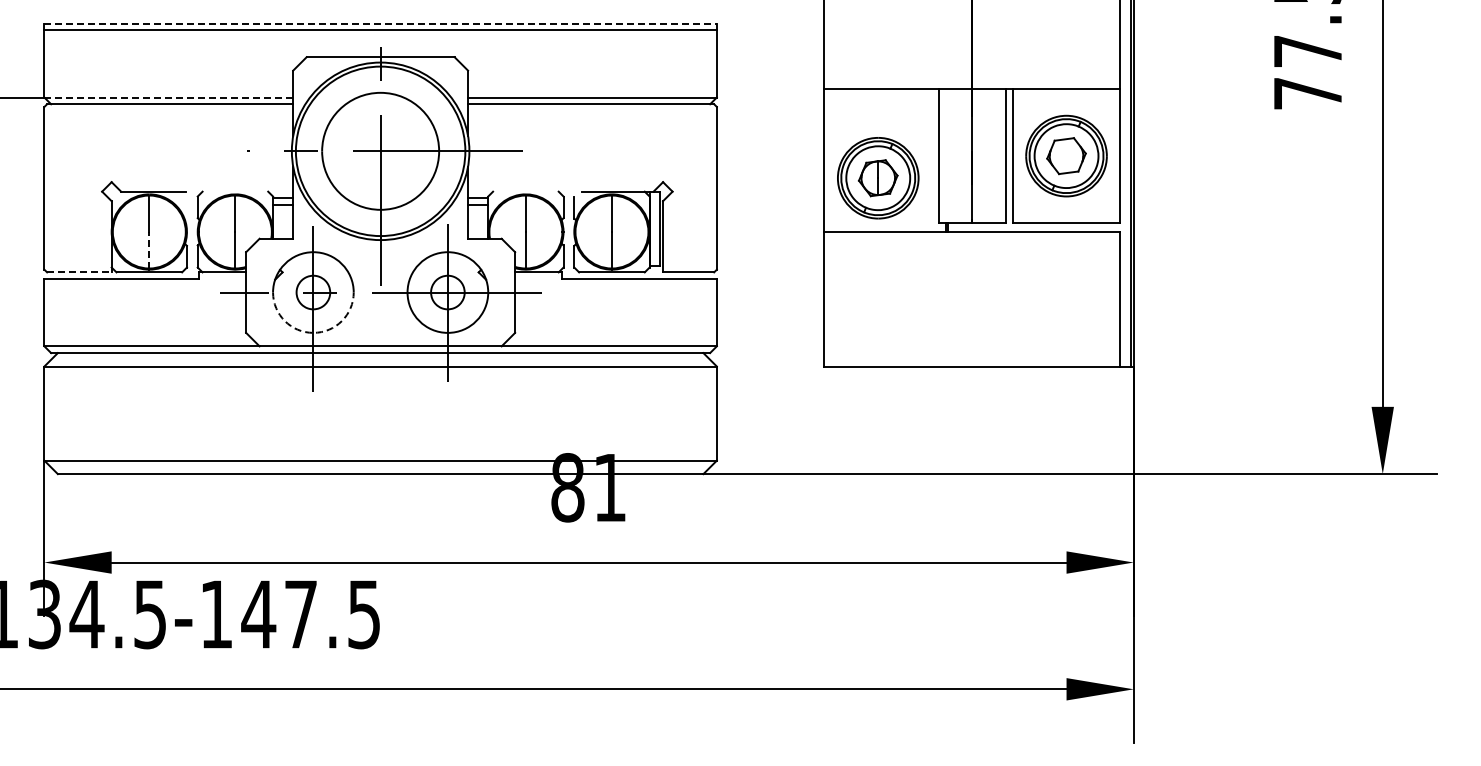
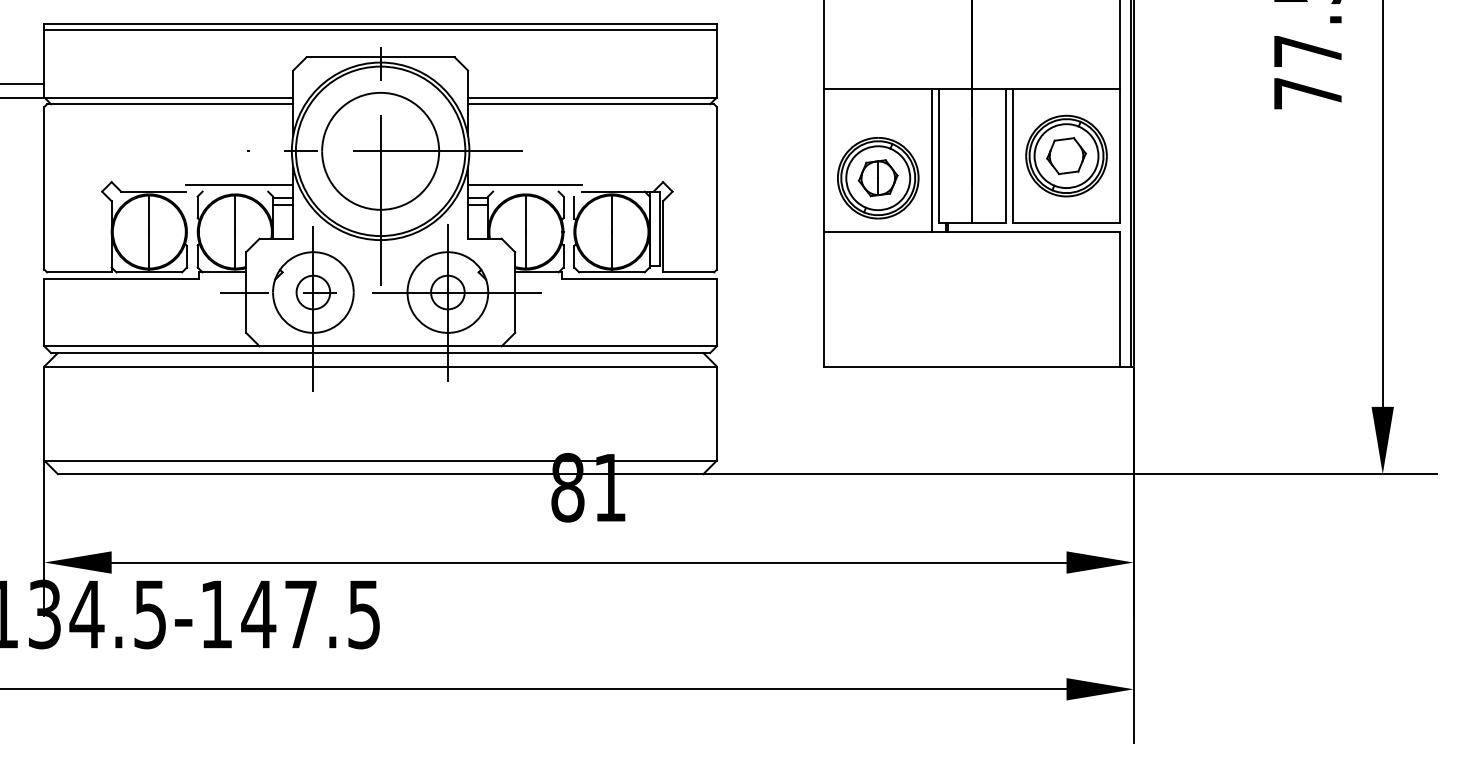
line: dashed -> solid (381, 23)
line: none -> present (23, 84)
line: dashed -> solid (169, 97)
line: none -> present (932, 160)
line: none -> present (239, 184)
line: none -> present (525, 184)
line: dashed -> solid (149, 249)
line: dashed -> solid (79, 272)
arc: dashed -> solid (313, 332)
